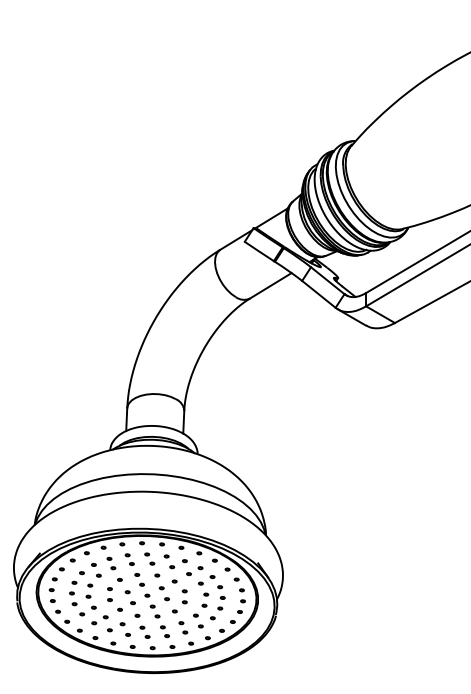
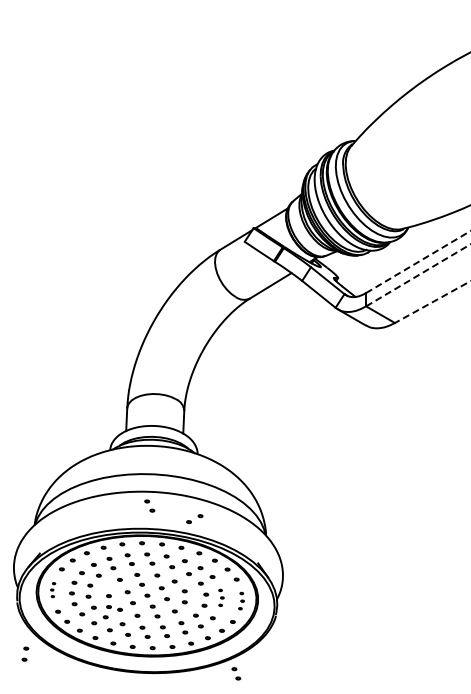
line: solid -> dashed (418, 261)
line: solid -> dashed (418, 275)
line: solid -> dashed (432, 302)
part: none -> present (149, 505)
part: none -> present (194, 519)
part size: 10x26 px -> 7x17 px (53, 590)
part position: (109, 594) -> (108, 601) (108, 601)
part size: 9x26 px -> 7x19 px (221, 597)
part size: 9x26 px -> 7x20 px (241, 600)
part: none -> present (25, 653)
part: none -> present (236, 673)
